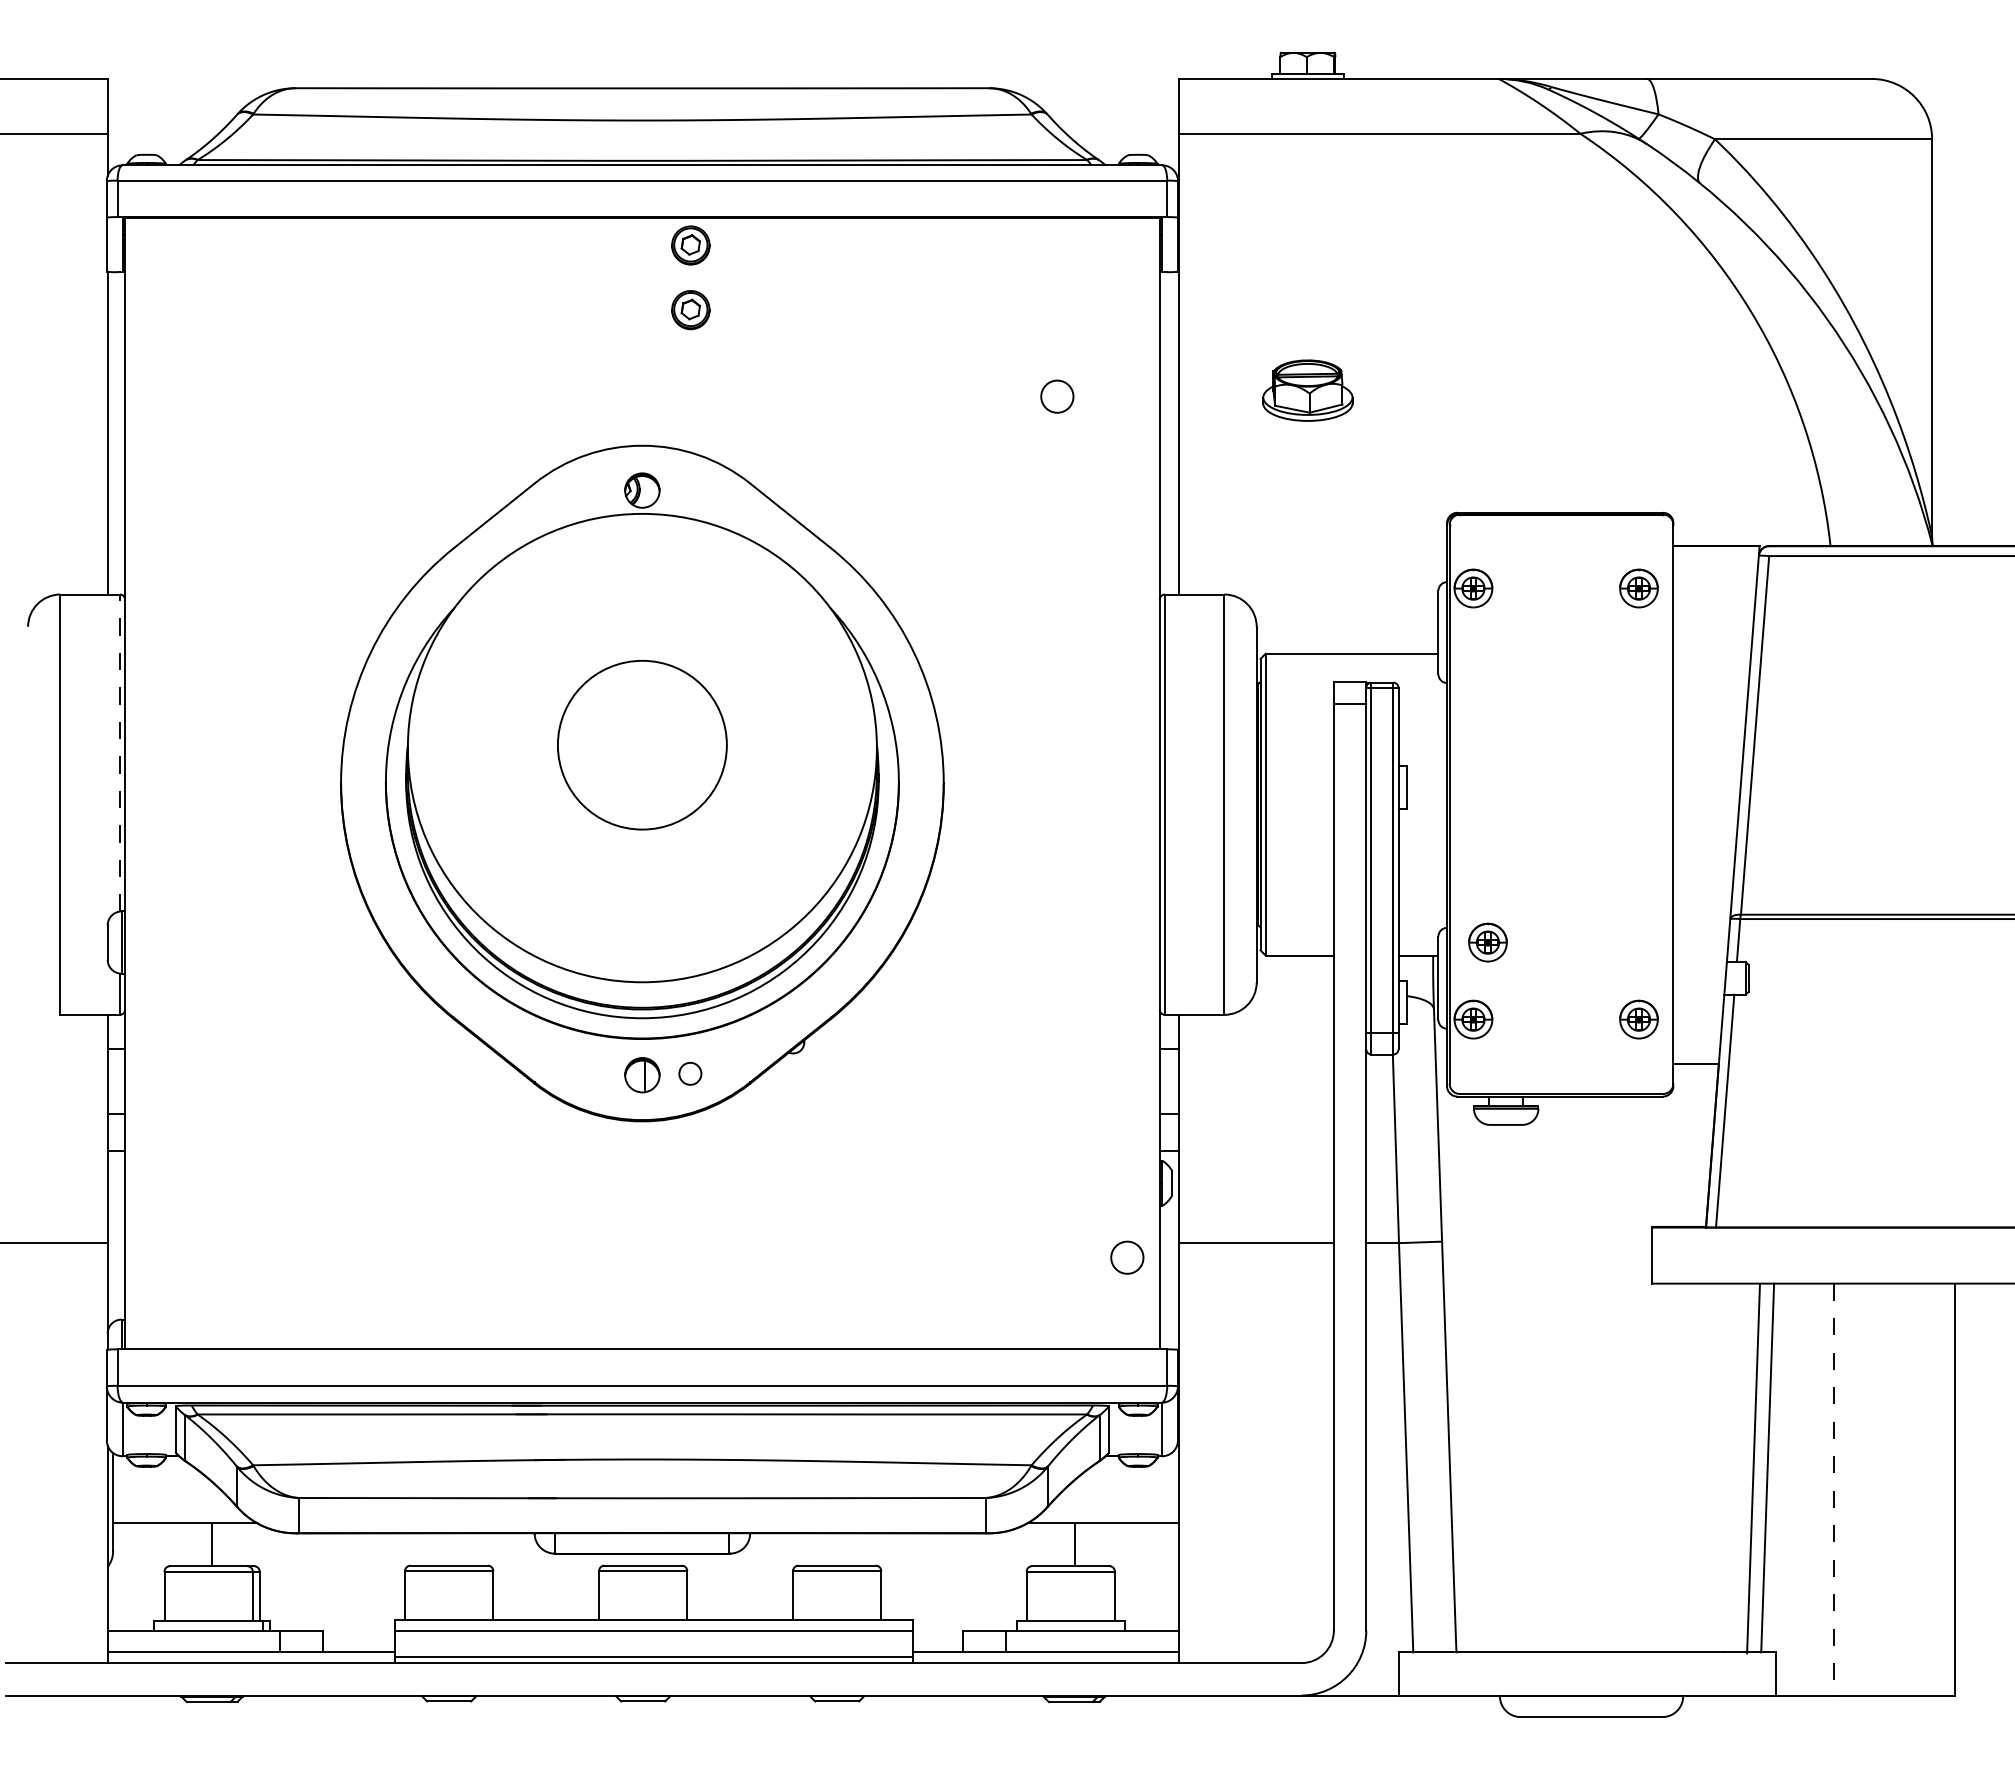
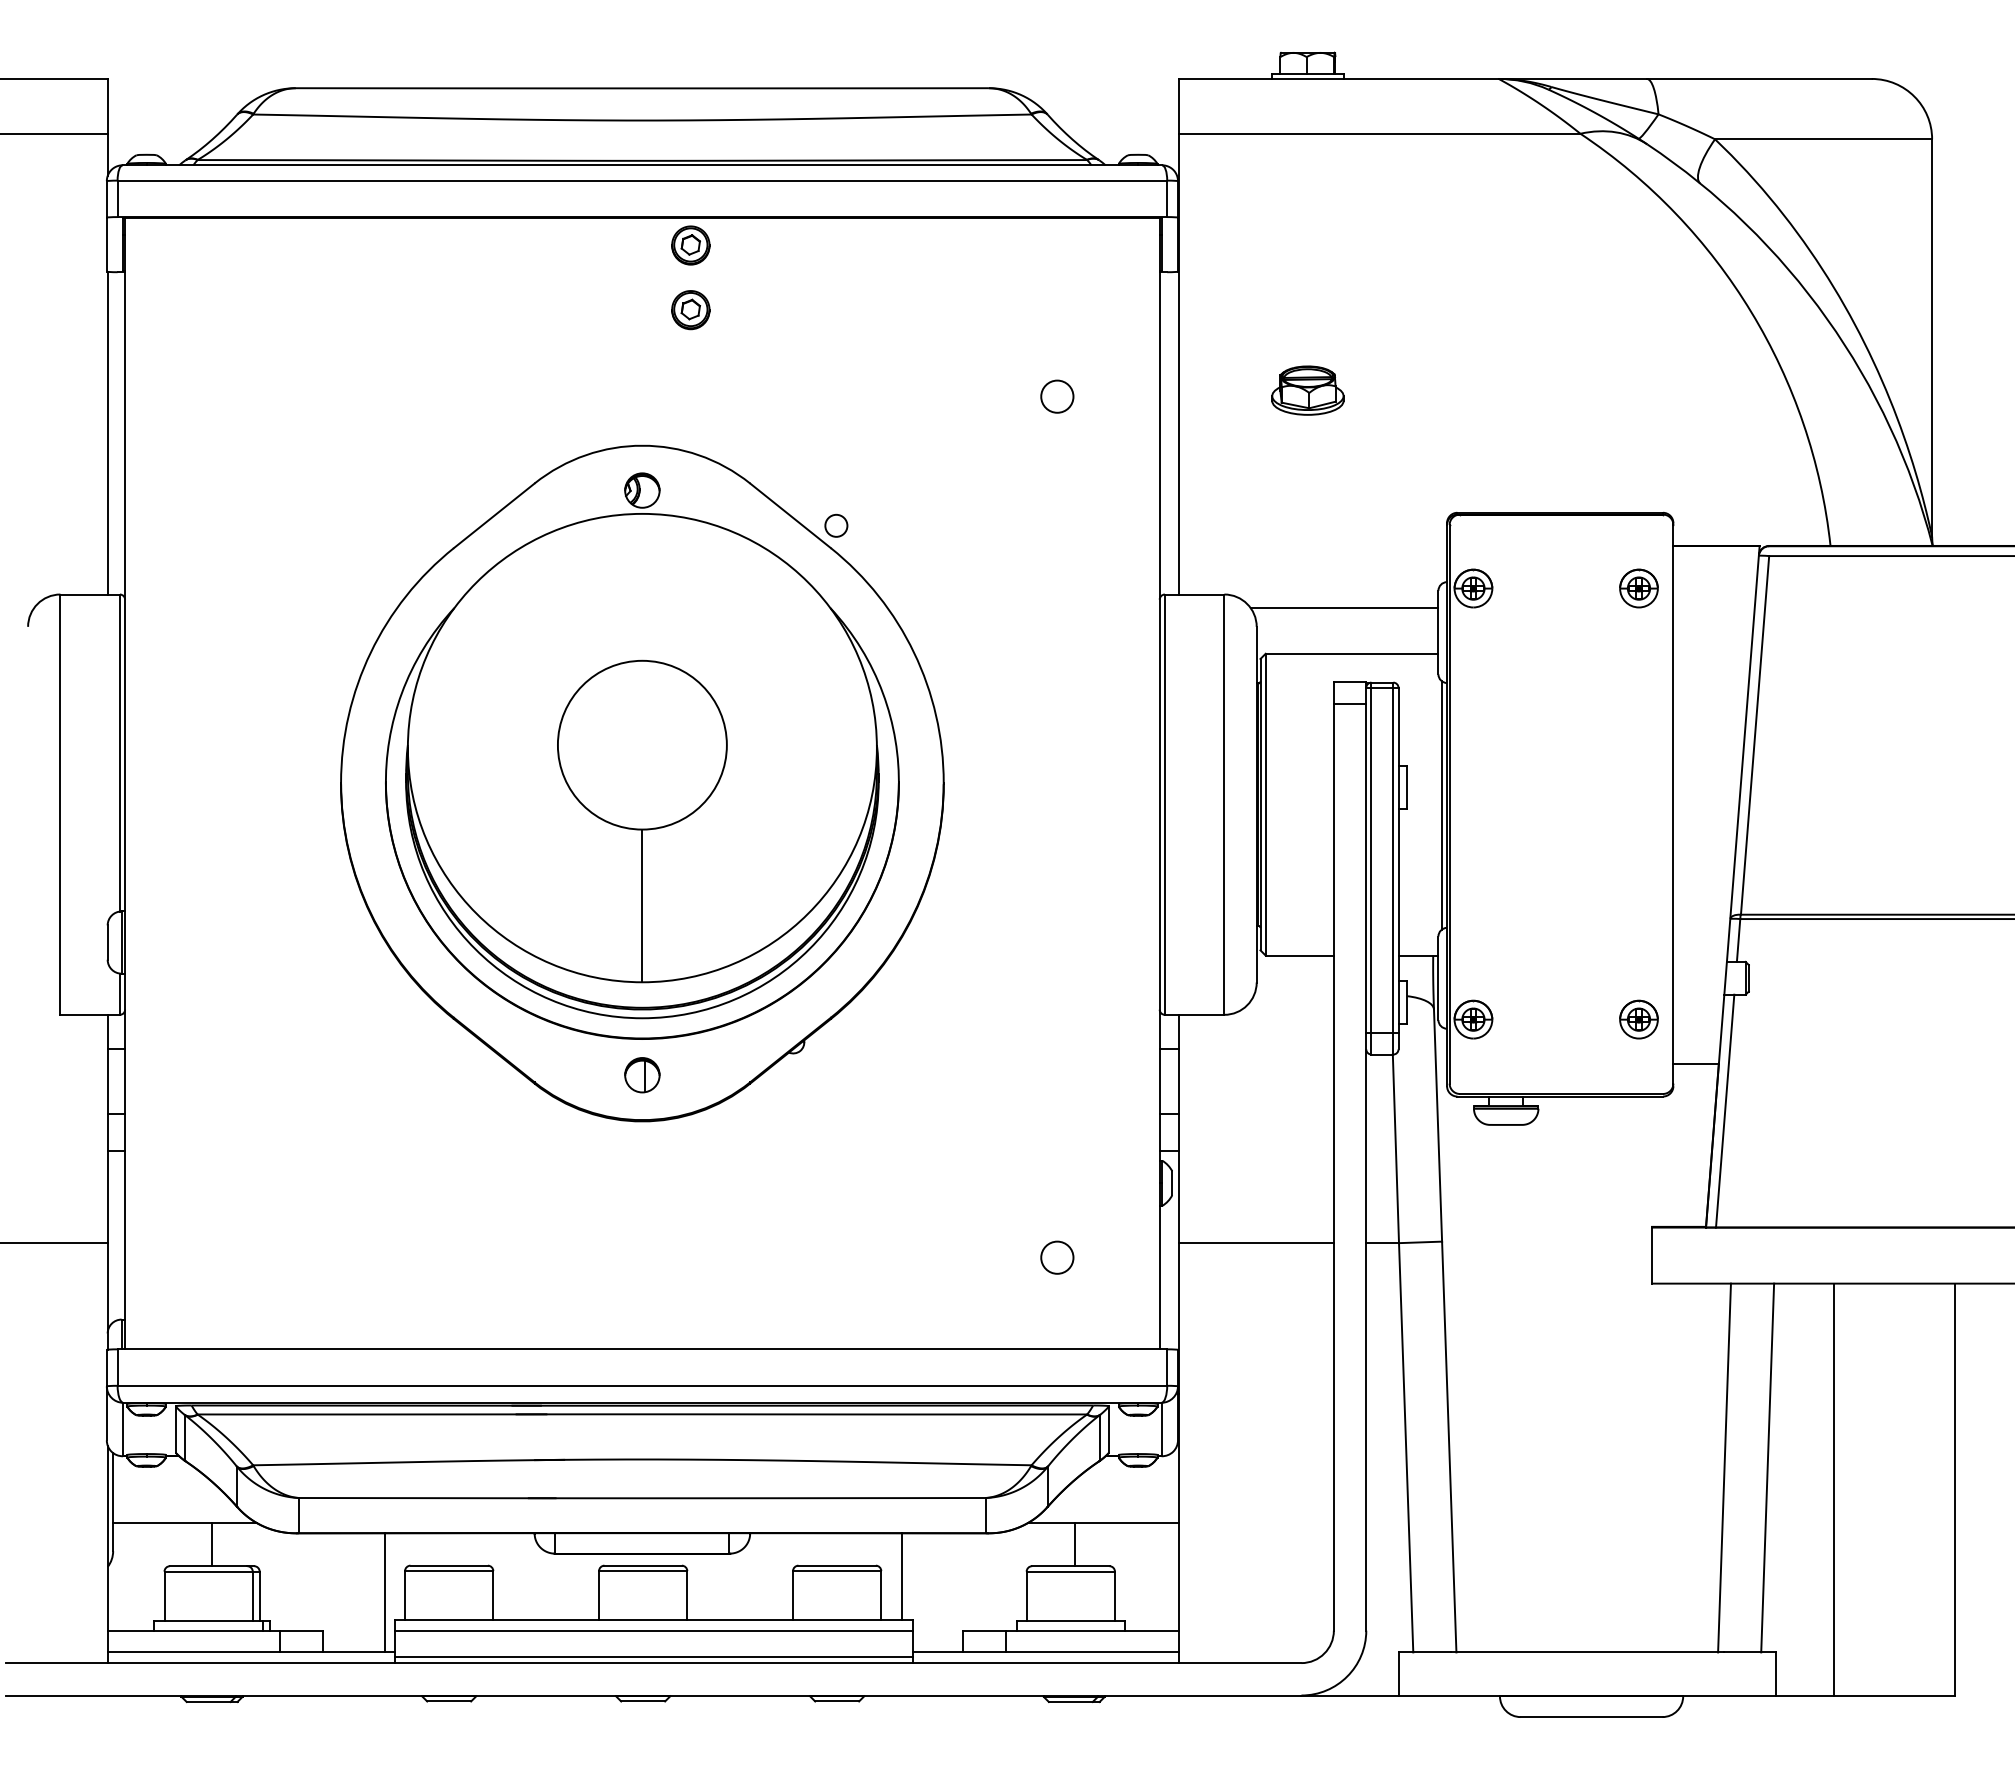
part size: 92x63 px -> 74x51 px (1307, 390)
line: none -> present (1344, 608)
line: dashed -> solid (119, 753)
line: none -> present (1441, 805)
line: none -> present (642, 905)
part: present -> none (1487, 942)
part position: (690, 1073) -> (836, 525) (836, 525)
part position: (1127, 1257) -> (1057, 1257) (1057, 1257)
line position: (1753, 1468) -> (1724, 1467) (1724, 1467)
line: dashed -> solid (1833, 1489)
line: none -> present (901, 1576)
line: none -> present (384, 1592)
